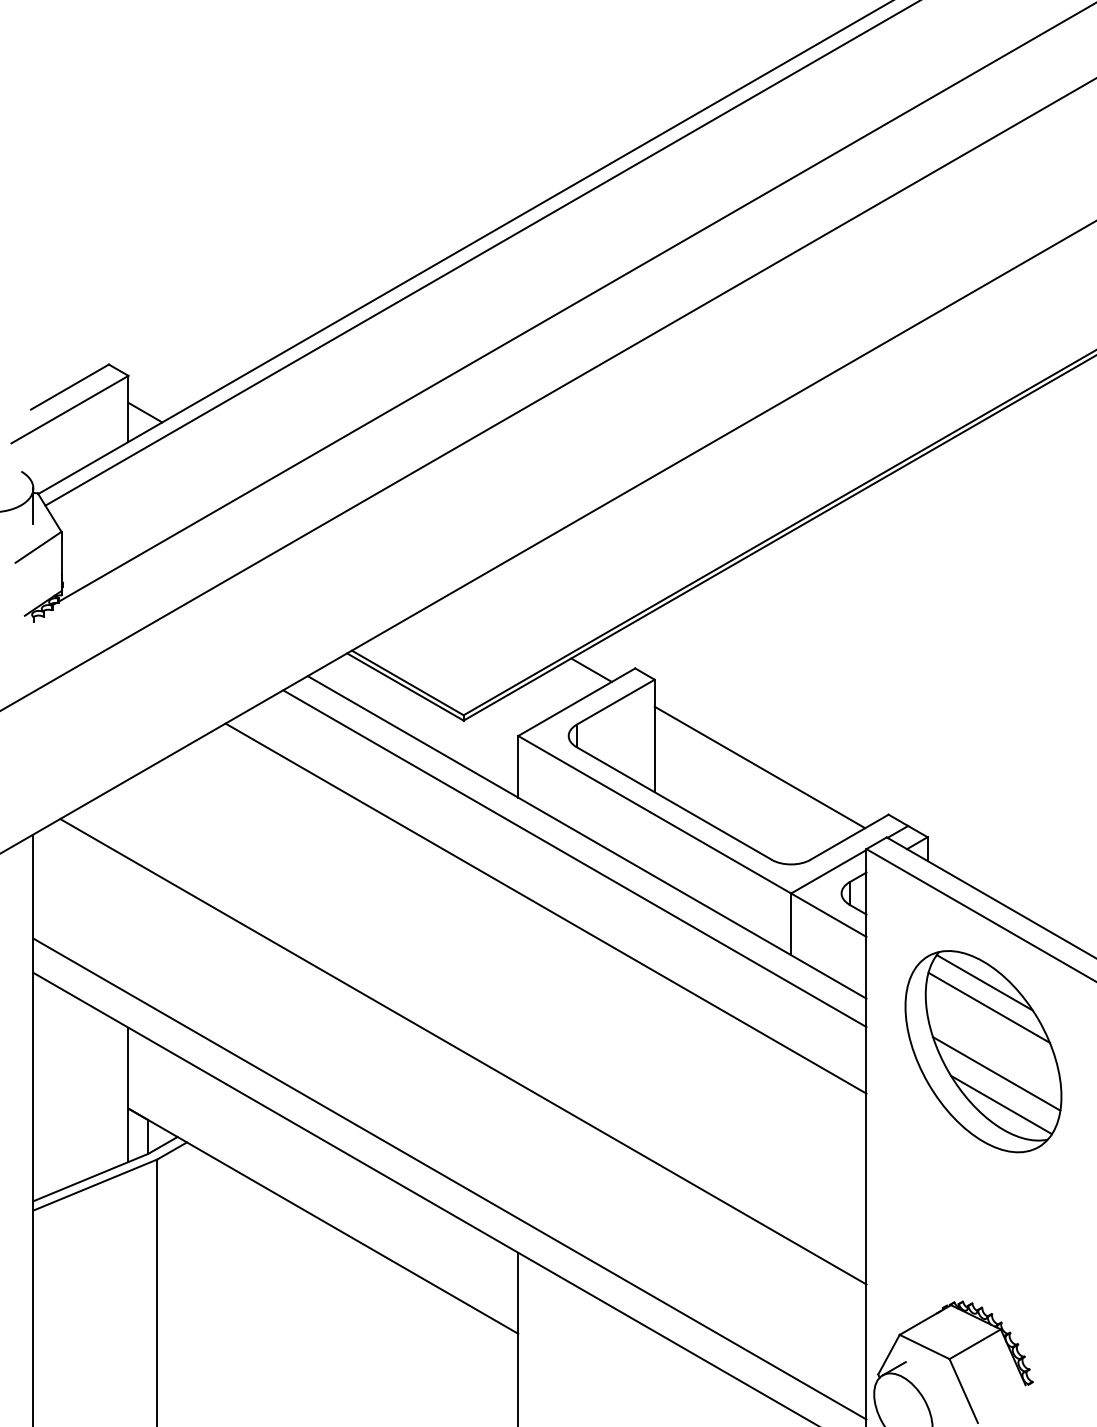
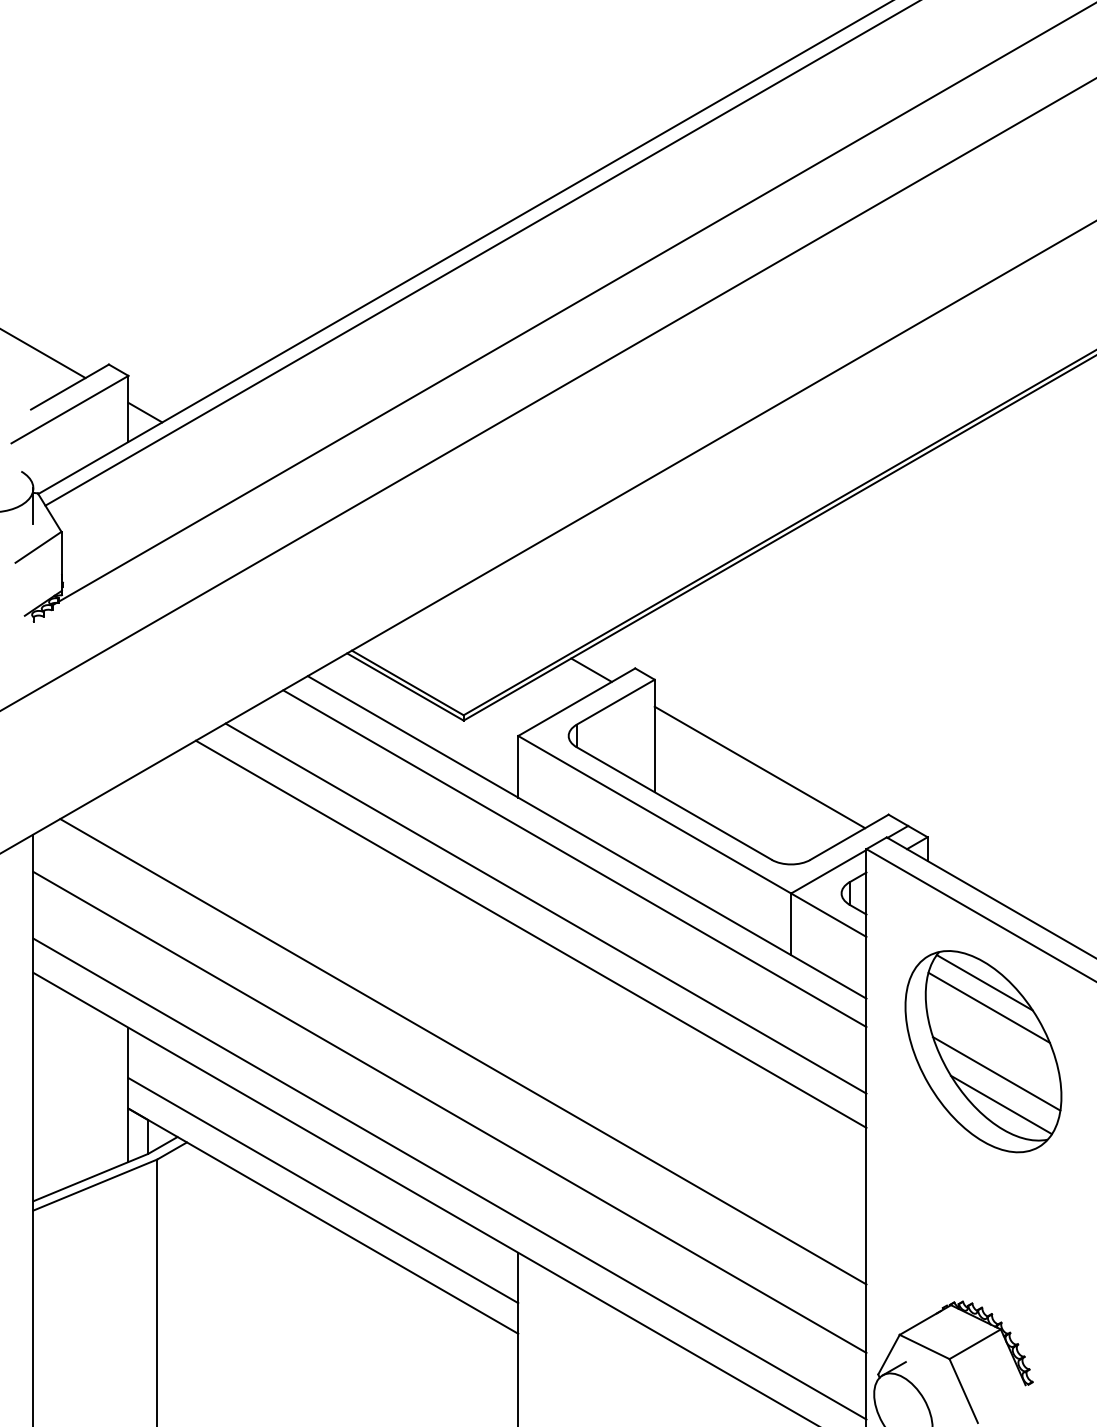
line: none -> present (43, 354)
line: none -> present (530, 933)
line: none -> present (449, 1111)
line: none -> present (323, 1190)
